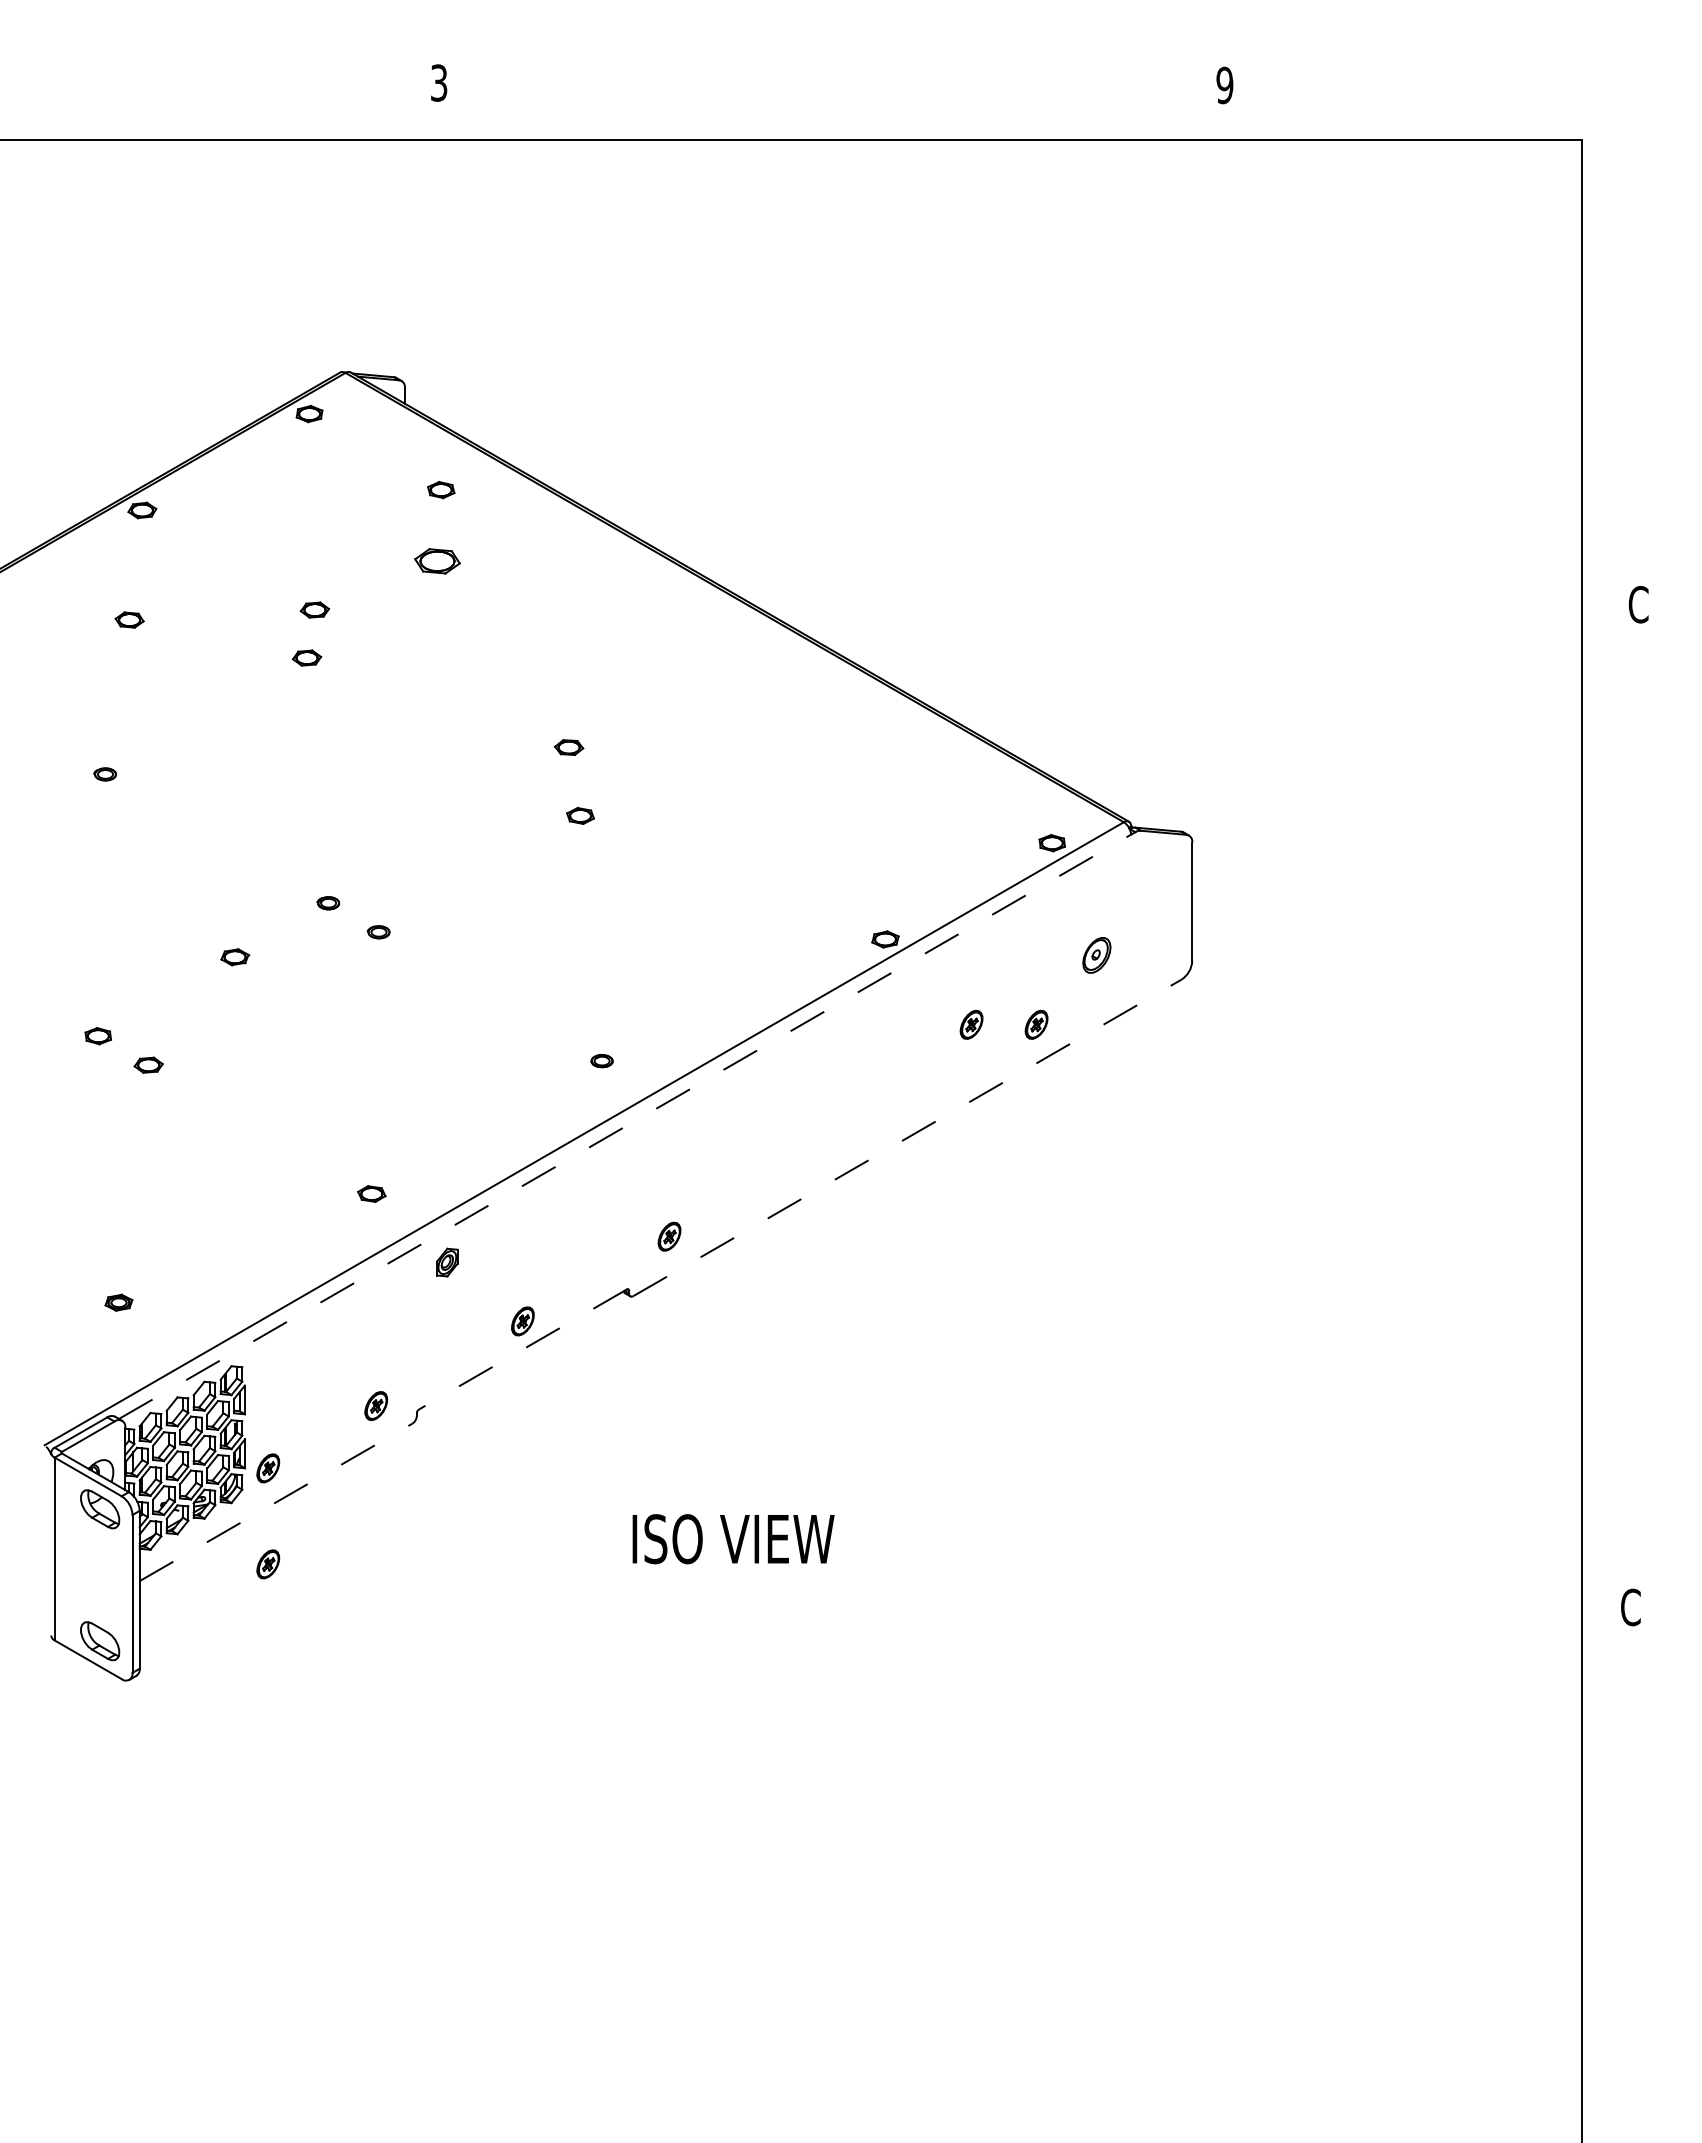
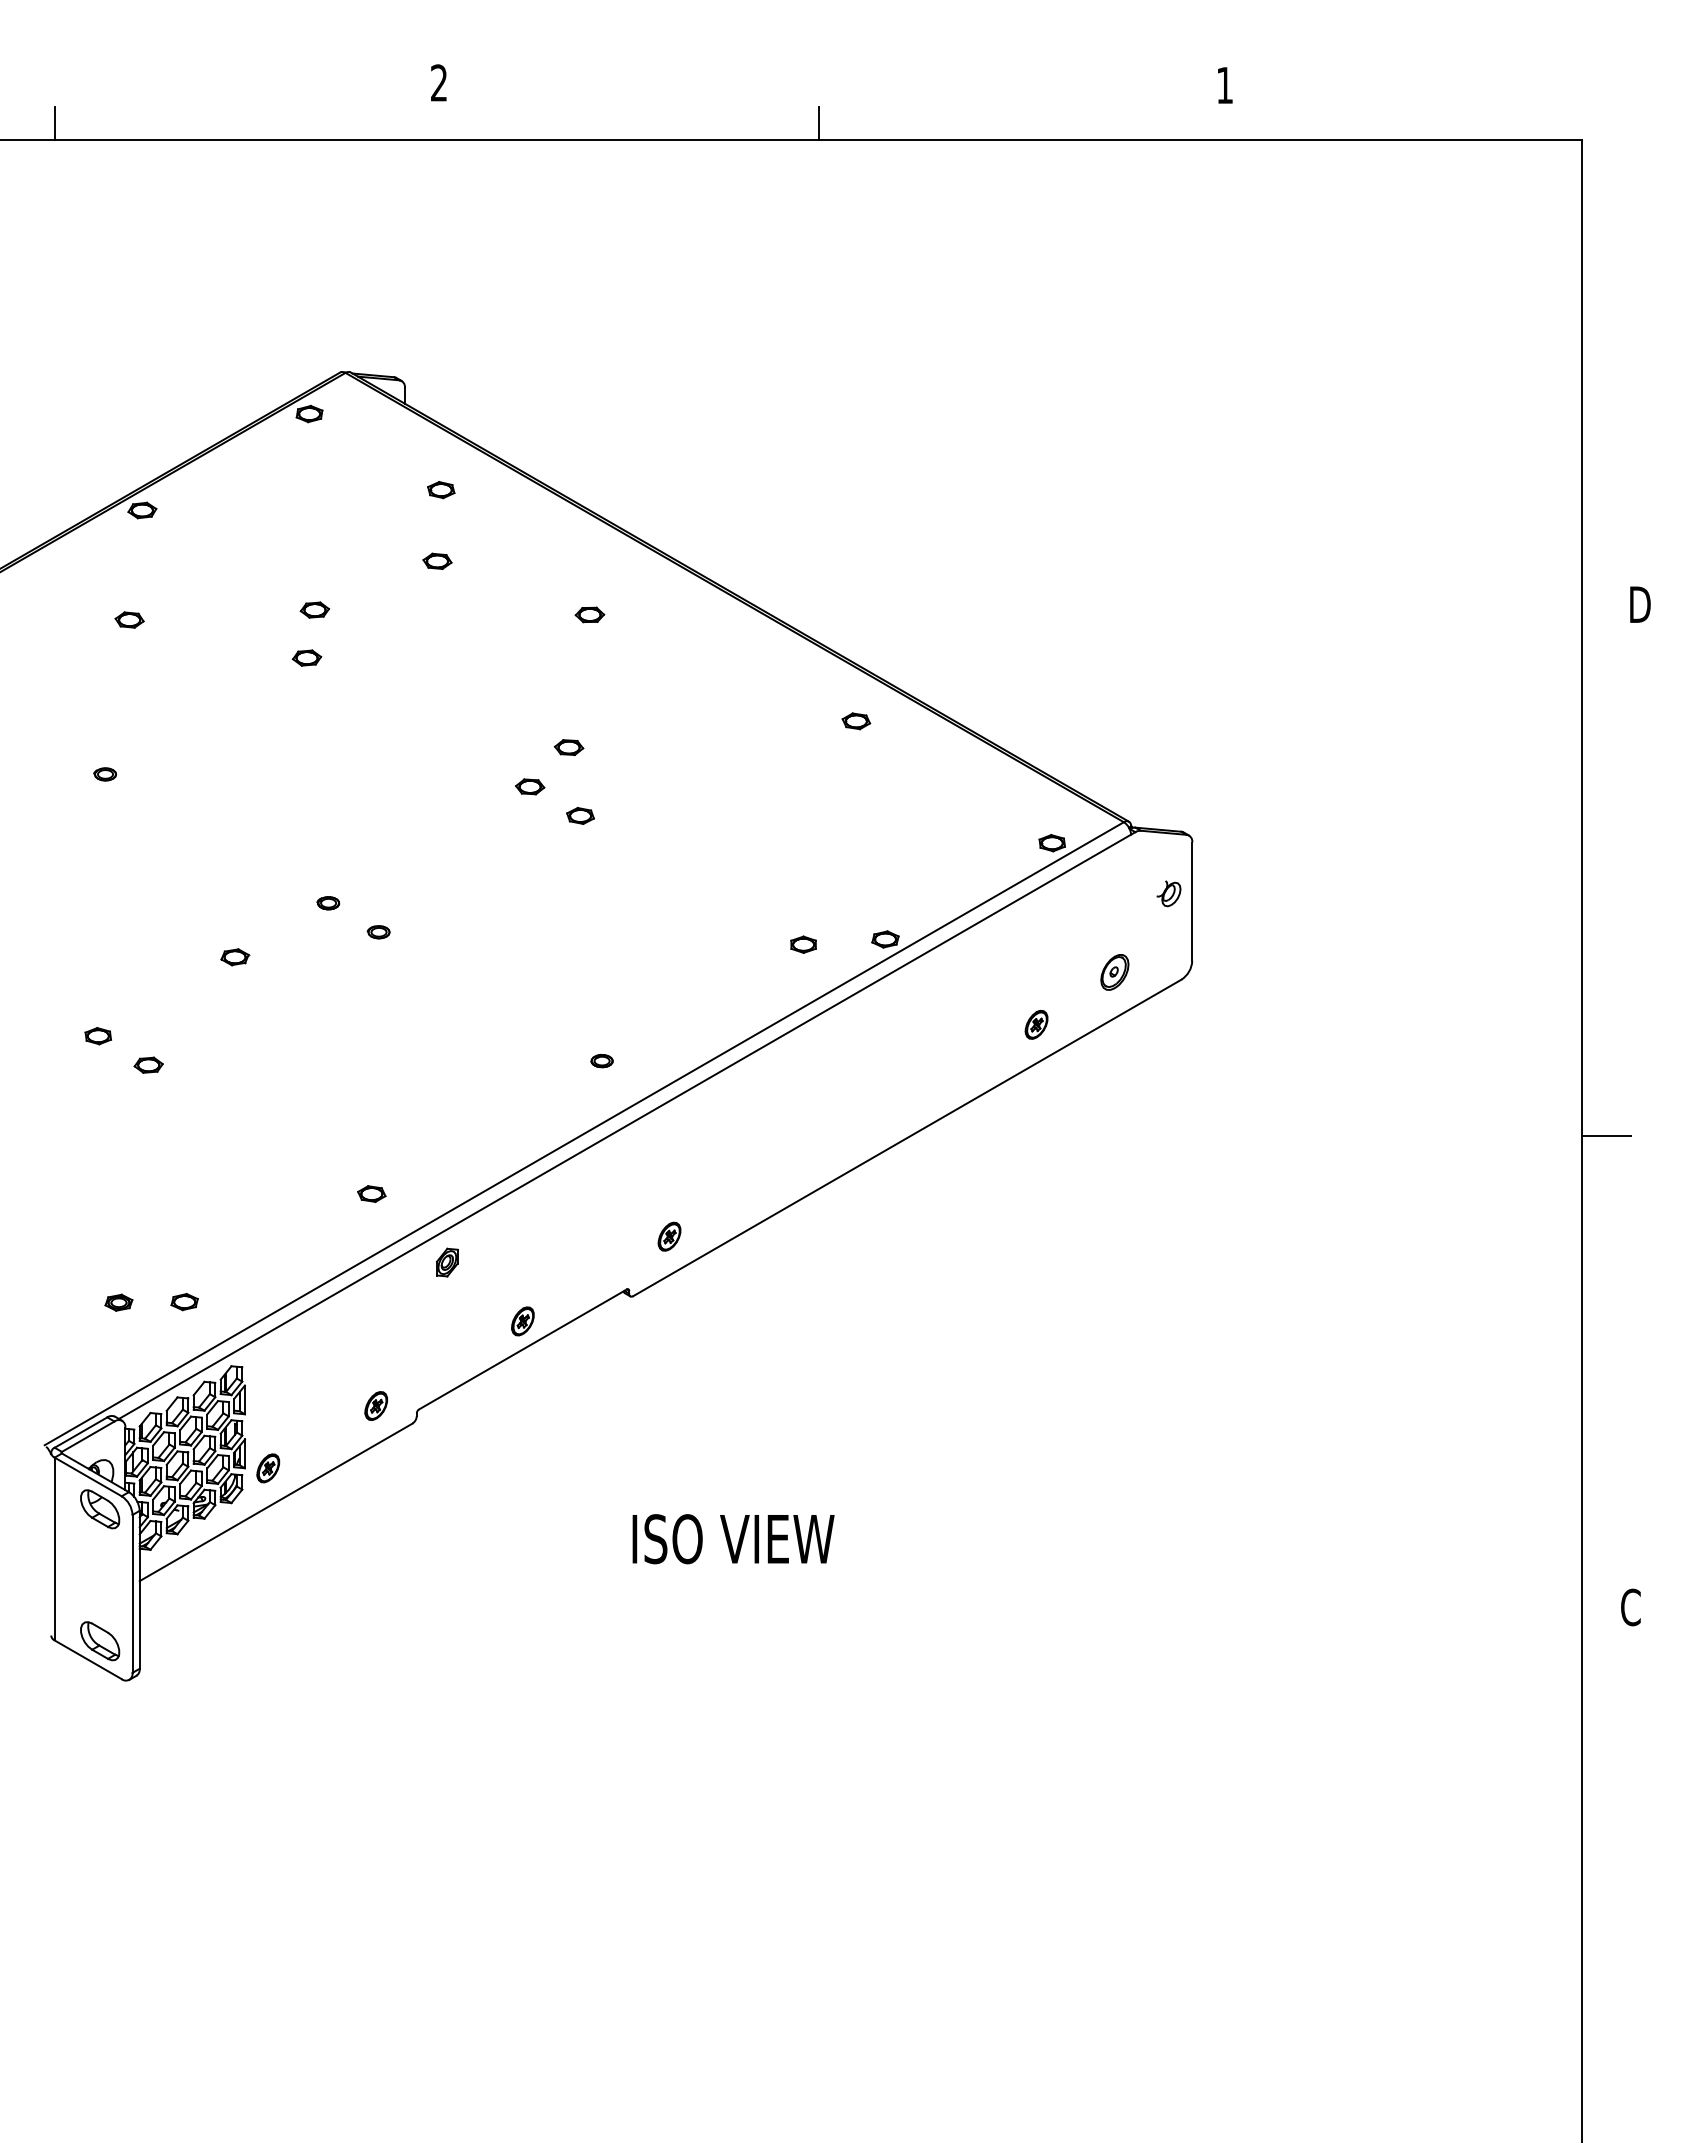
text: 3 -> 2 (439, 82)
text: 9 -> 1 (1224, 85)
line: none -> present (55, 123)
line: none -> present (818, 123)
part size: 47x27 px -> 31x19 px (437, 561)
text: C -> D (1639, 604)
part: none -> present (589, 614)
part: none -> present (856, 721)
part: none -> present (530, 786)
part: none -> present (1168, 893)
part: none -> present (803, 944)
part position: (1096, 955) -> (1114, 972) (1114, 972)
part: present -> none (971, 1024)
line: dashed -> solid (625, 1126)
line: none -> present (1606, 1135)
line: dashed -> solid (907, 1137)
part: none -> present (184, 1302)
line: dashed -> solid (522, 1349)
line: dashed -> solid (276, 1502)
part: present -> none (268, 1564)
